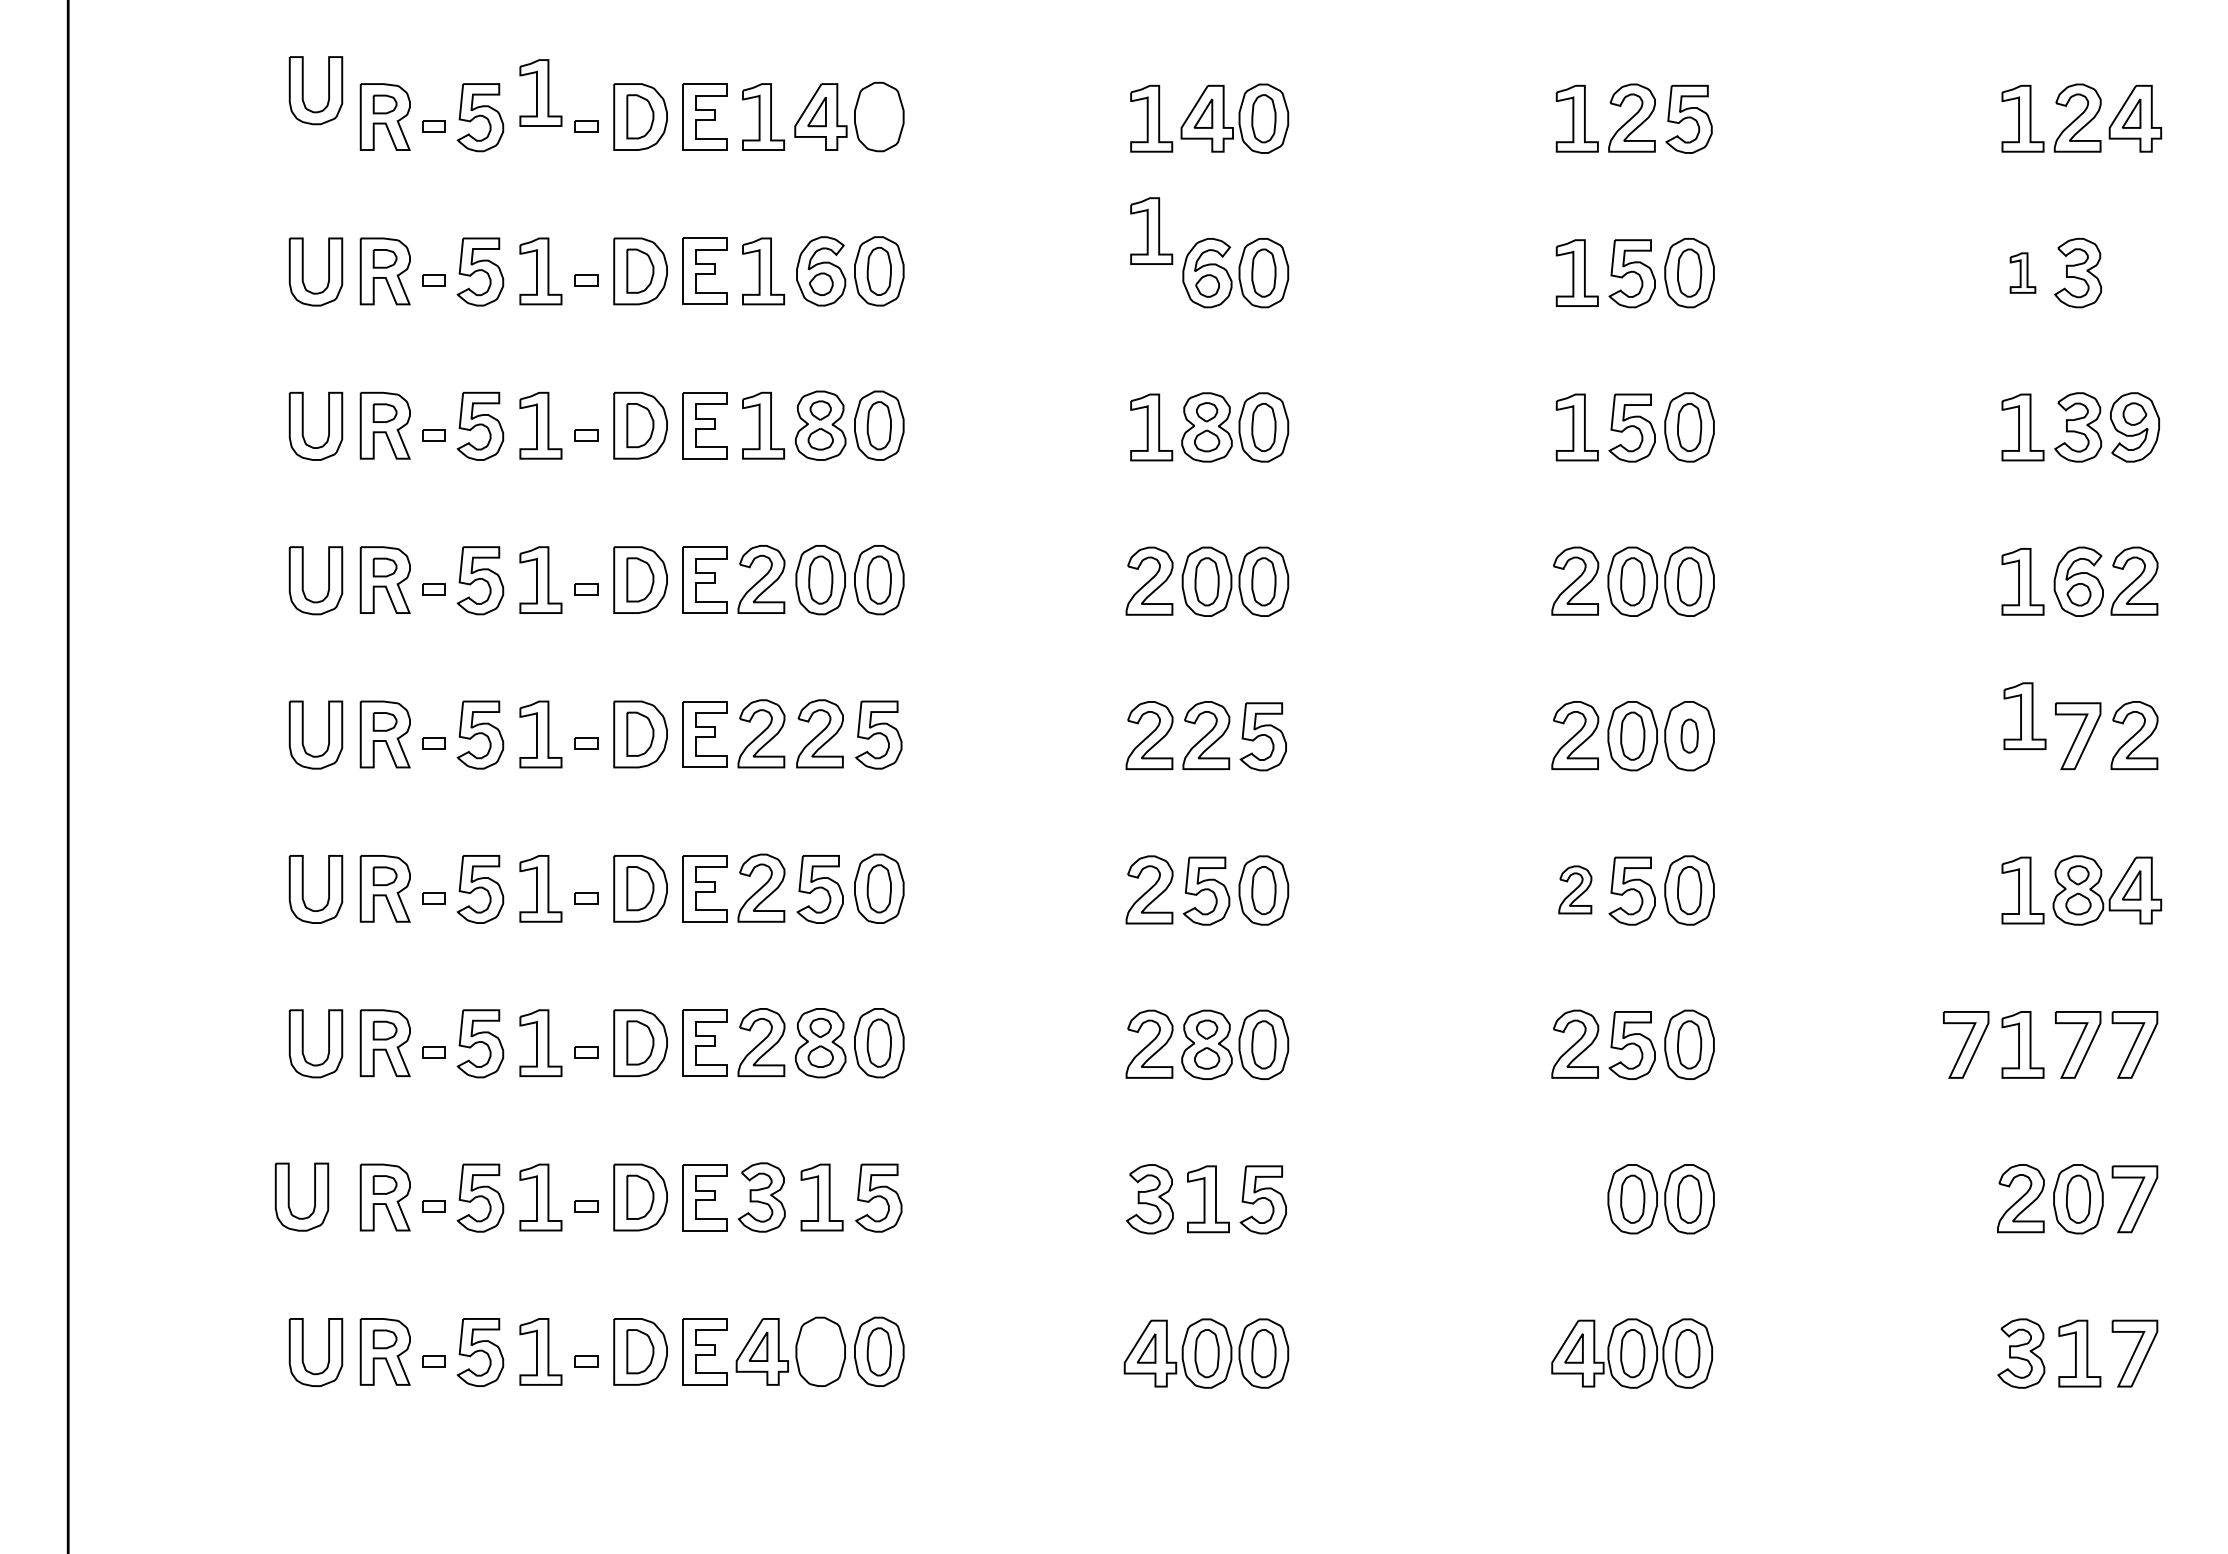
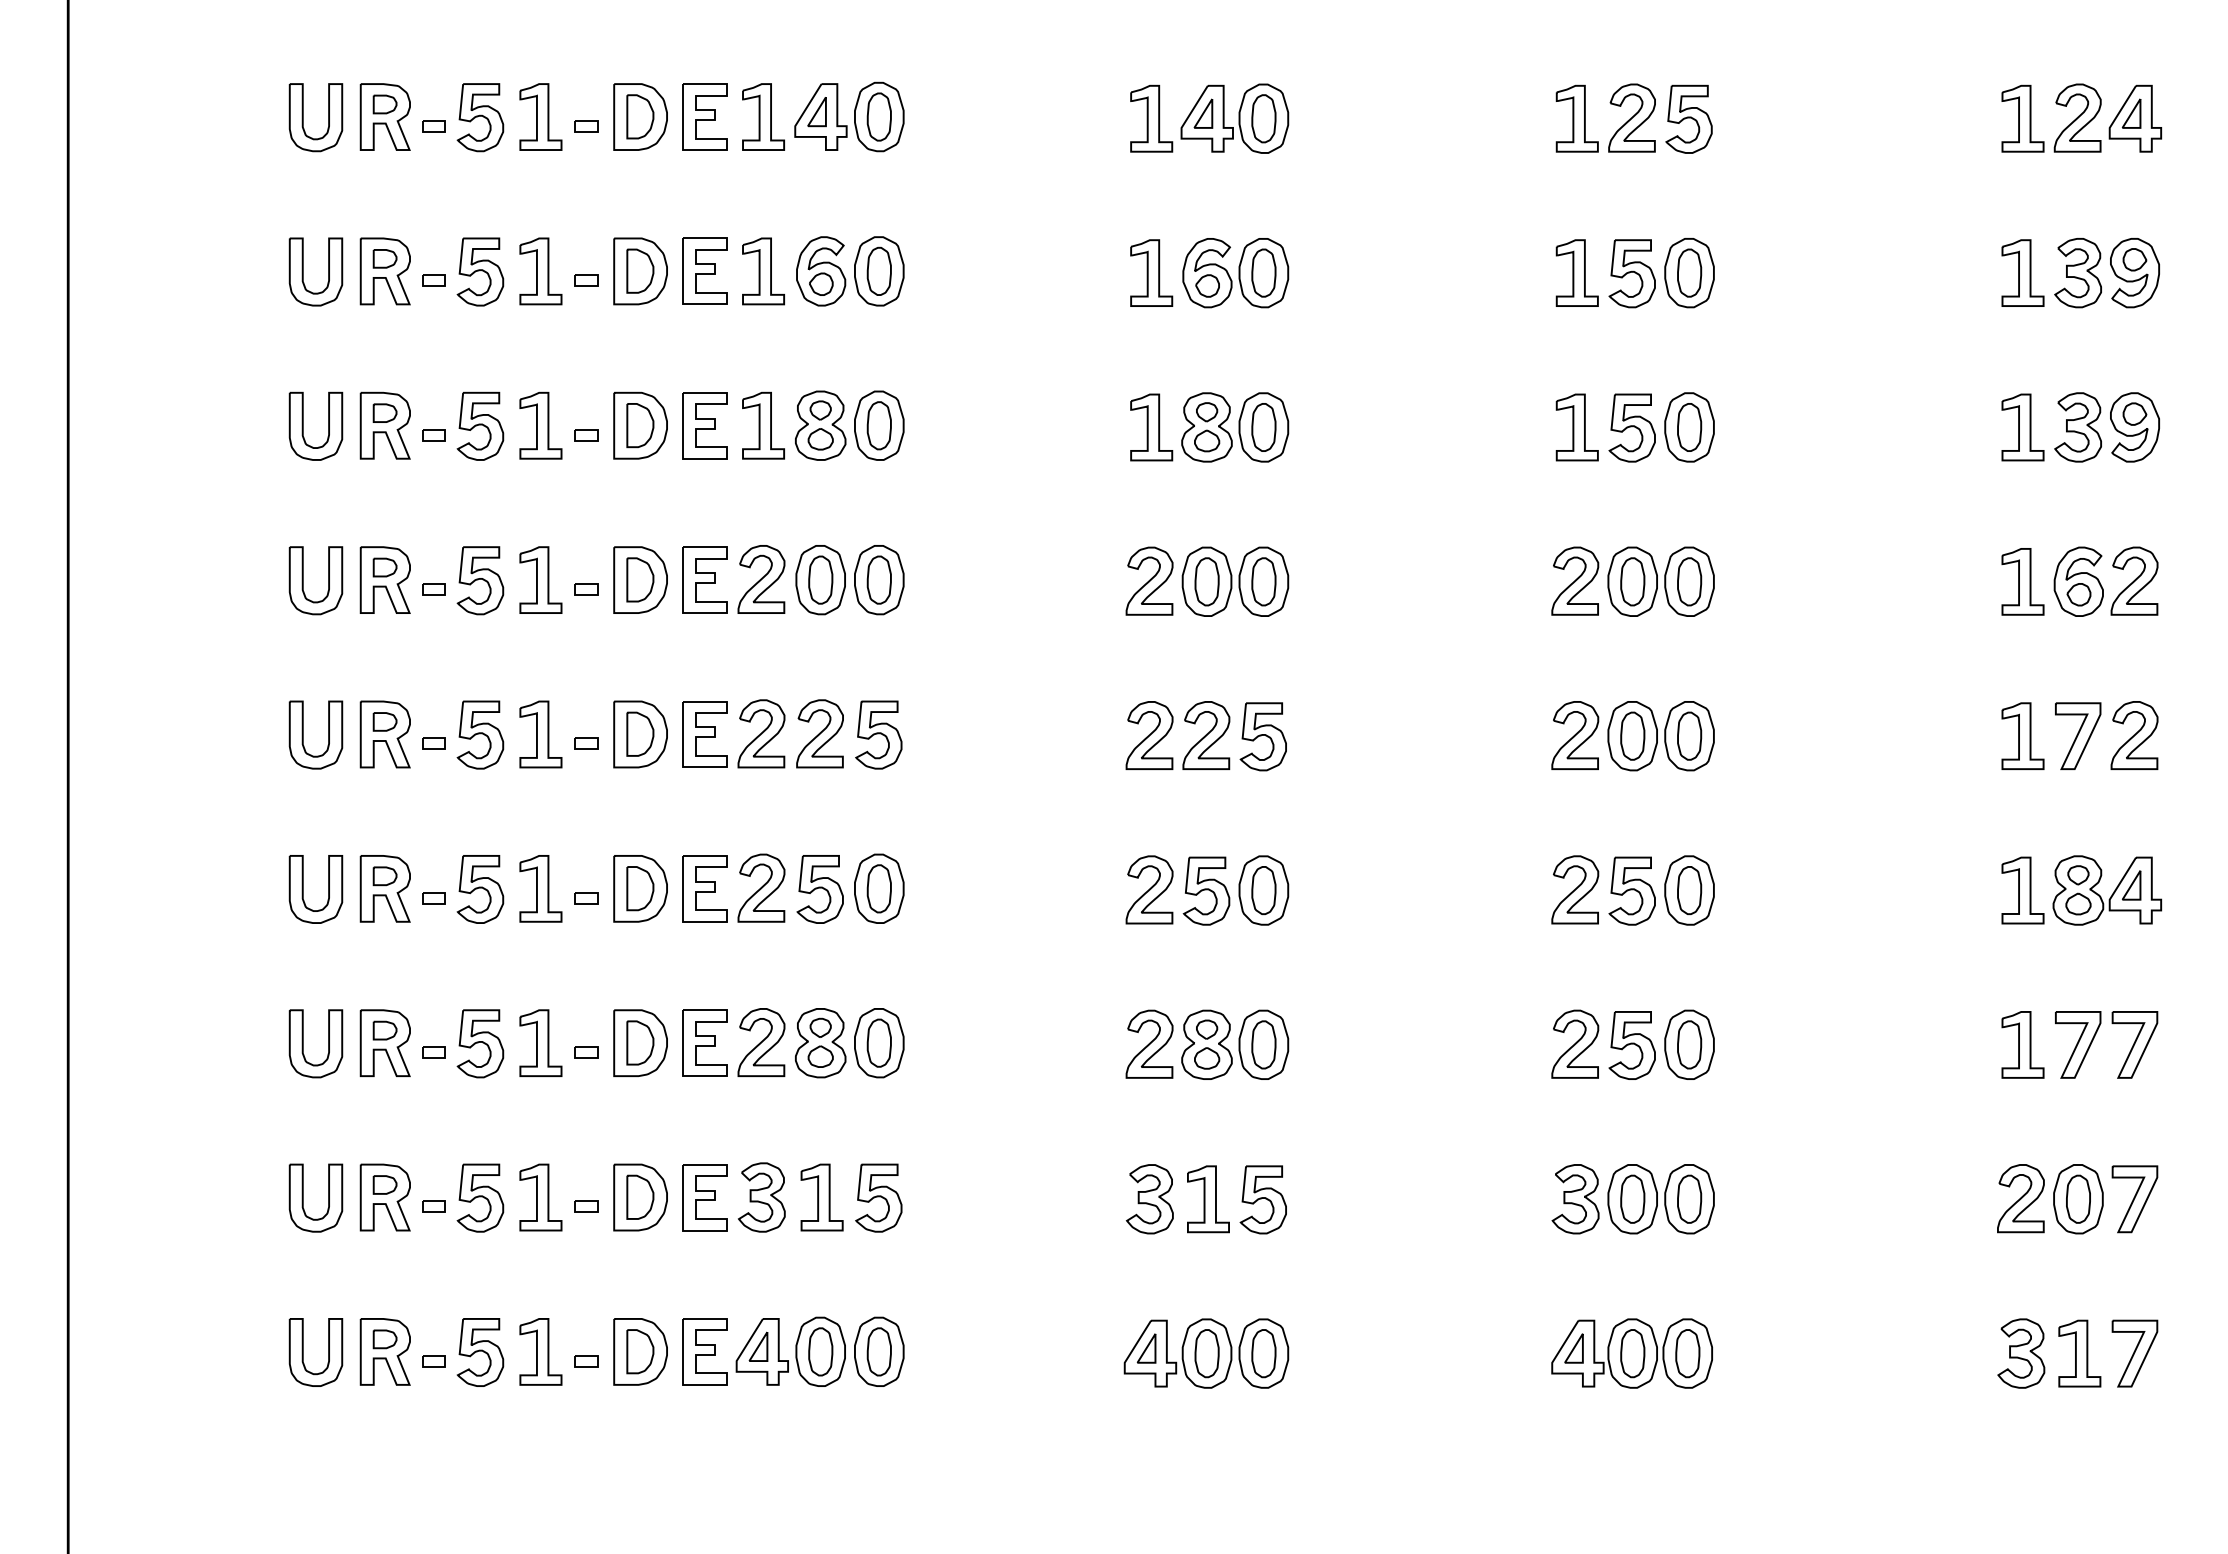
part position: (303, 90) -> (303, 117) (303, 117)
part position: (540, 92) -> (540, 116) (540, 116)
part: none -> present (878, 116)
part position: (1151, 230) -> (1151, 272) (1151, 272)
part size: 28x42 px -> 44x68 px (2022, 272)
part: none -> present (2134, 273)
part position: (2024, 715) -> (2022, 735) (2022, 735)
part size: 19x36 px -> 26x50 px (1689, 735)
part size: 35x50 px -> 49x70 px (1575, 889)
part: present -> none (1966, 1044)
part position: (289, 1196) -> (303, 1197) (303, 1197)
part: none -> present (1575, 1199)
part: none -> present (820, 1351)
